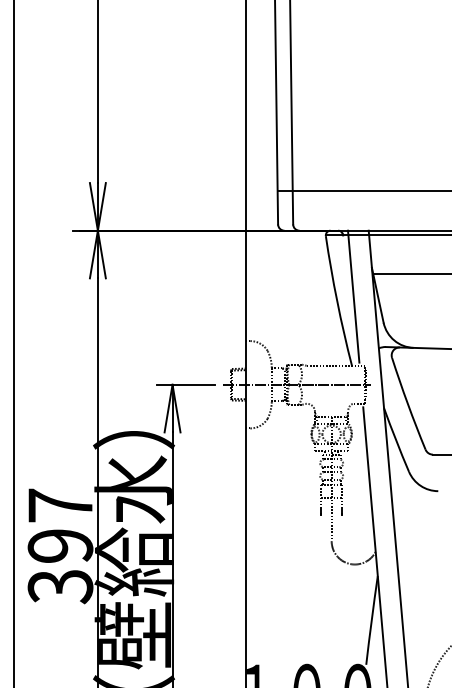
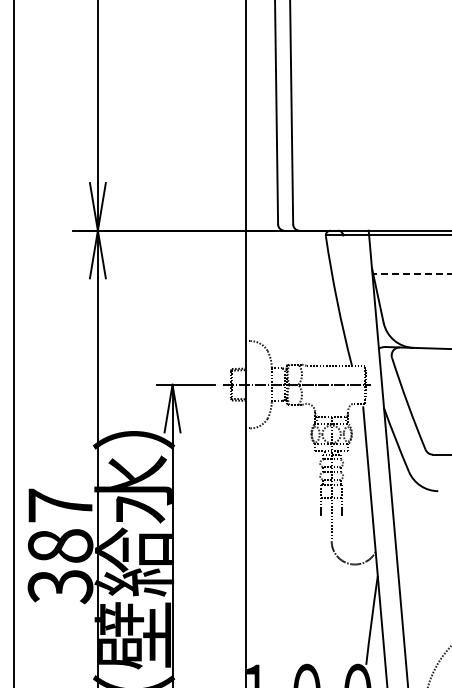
line: present -> none (362, 190)
line: solid -> dashed (412, 273)
line: present -> none (353, 296)
text: 397 -> 387 (60, 545)
